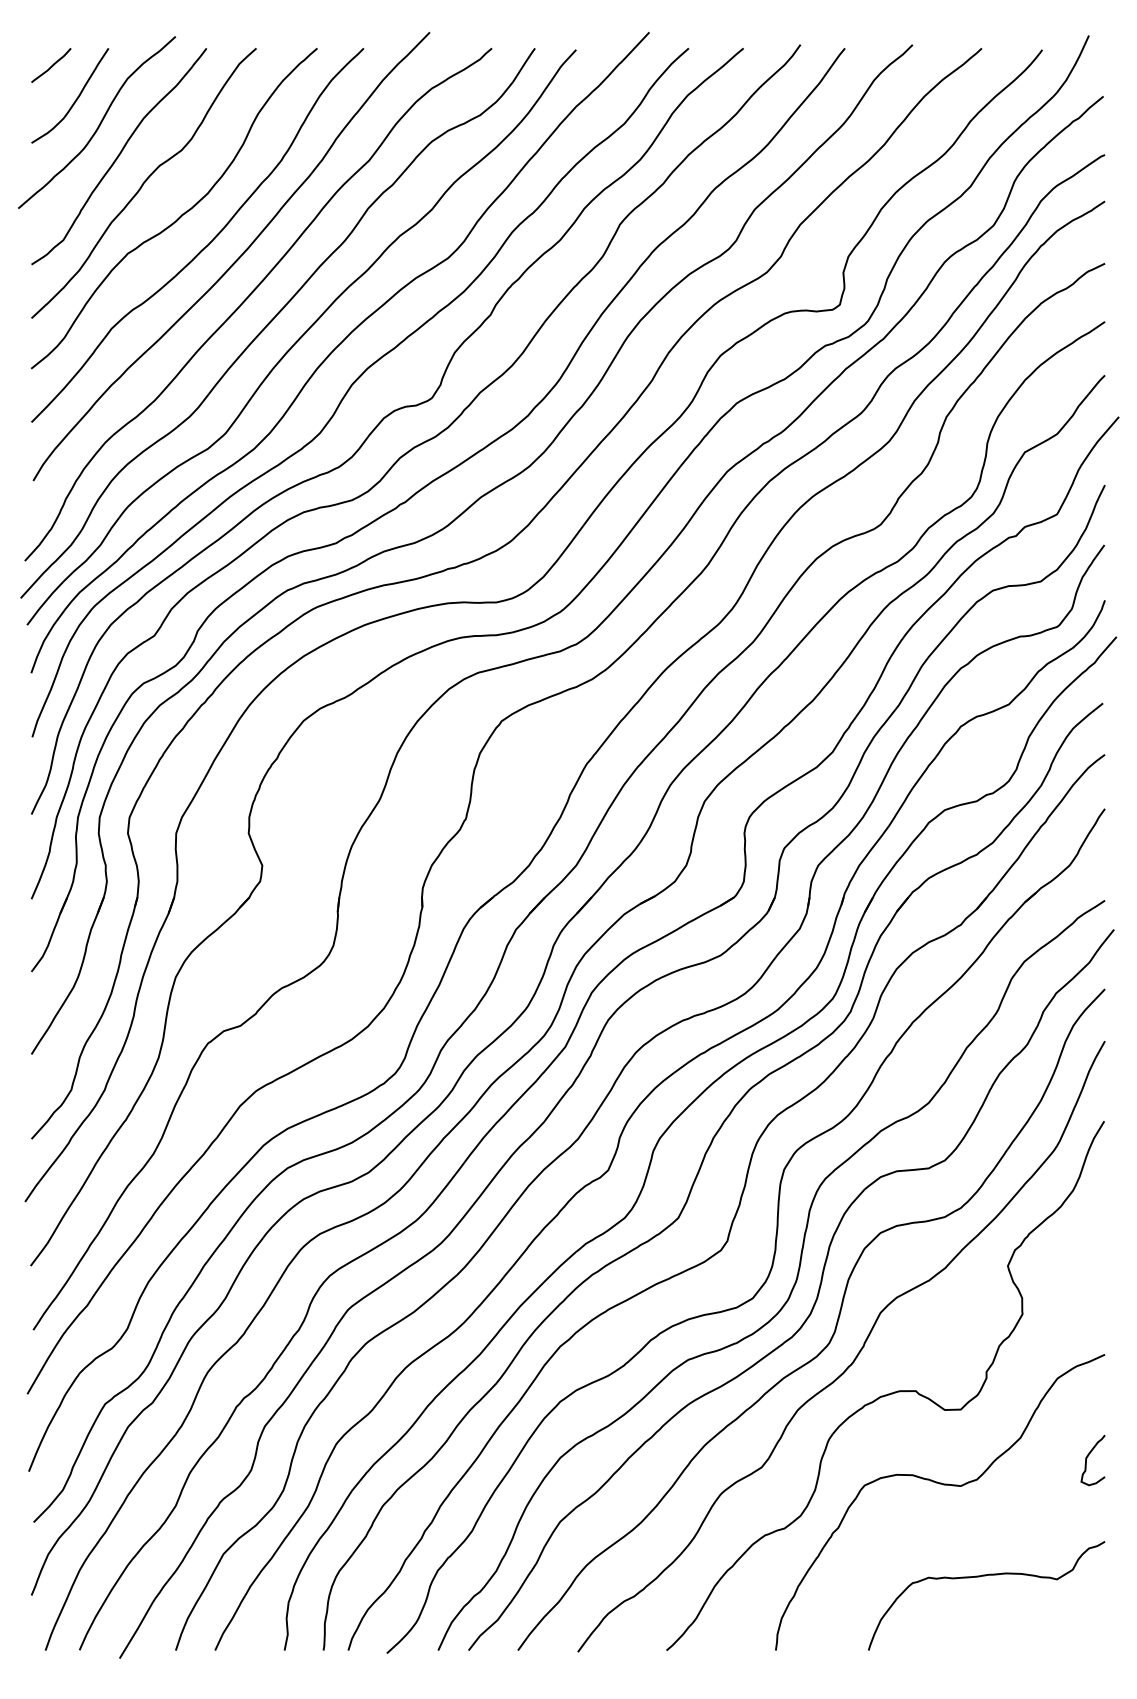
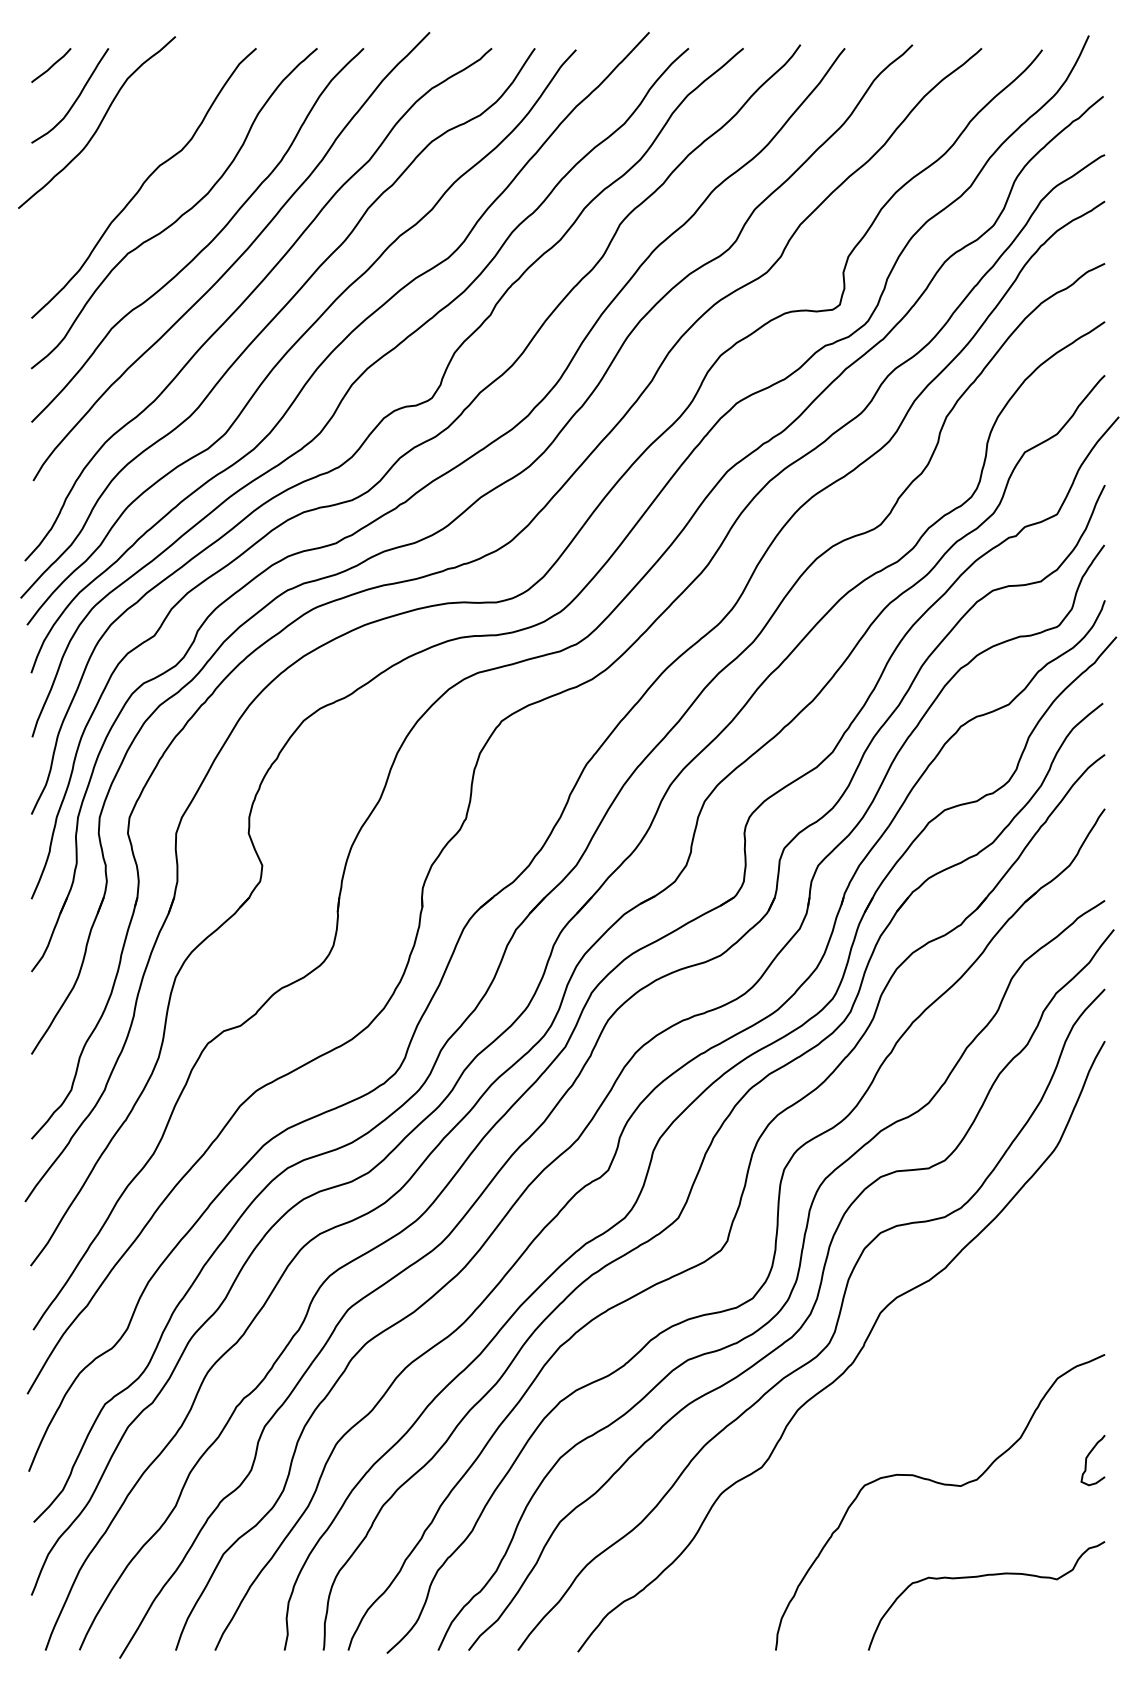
curve: present -> none (118, 156)
curve: present -> none (888, 1393)
